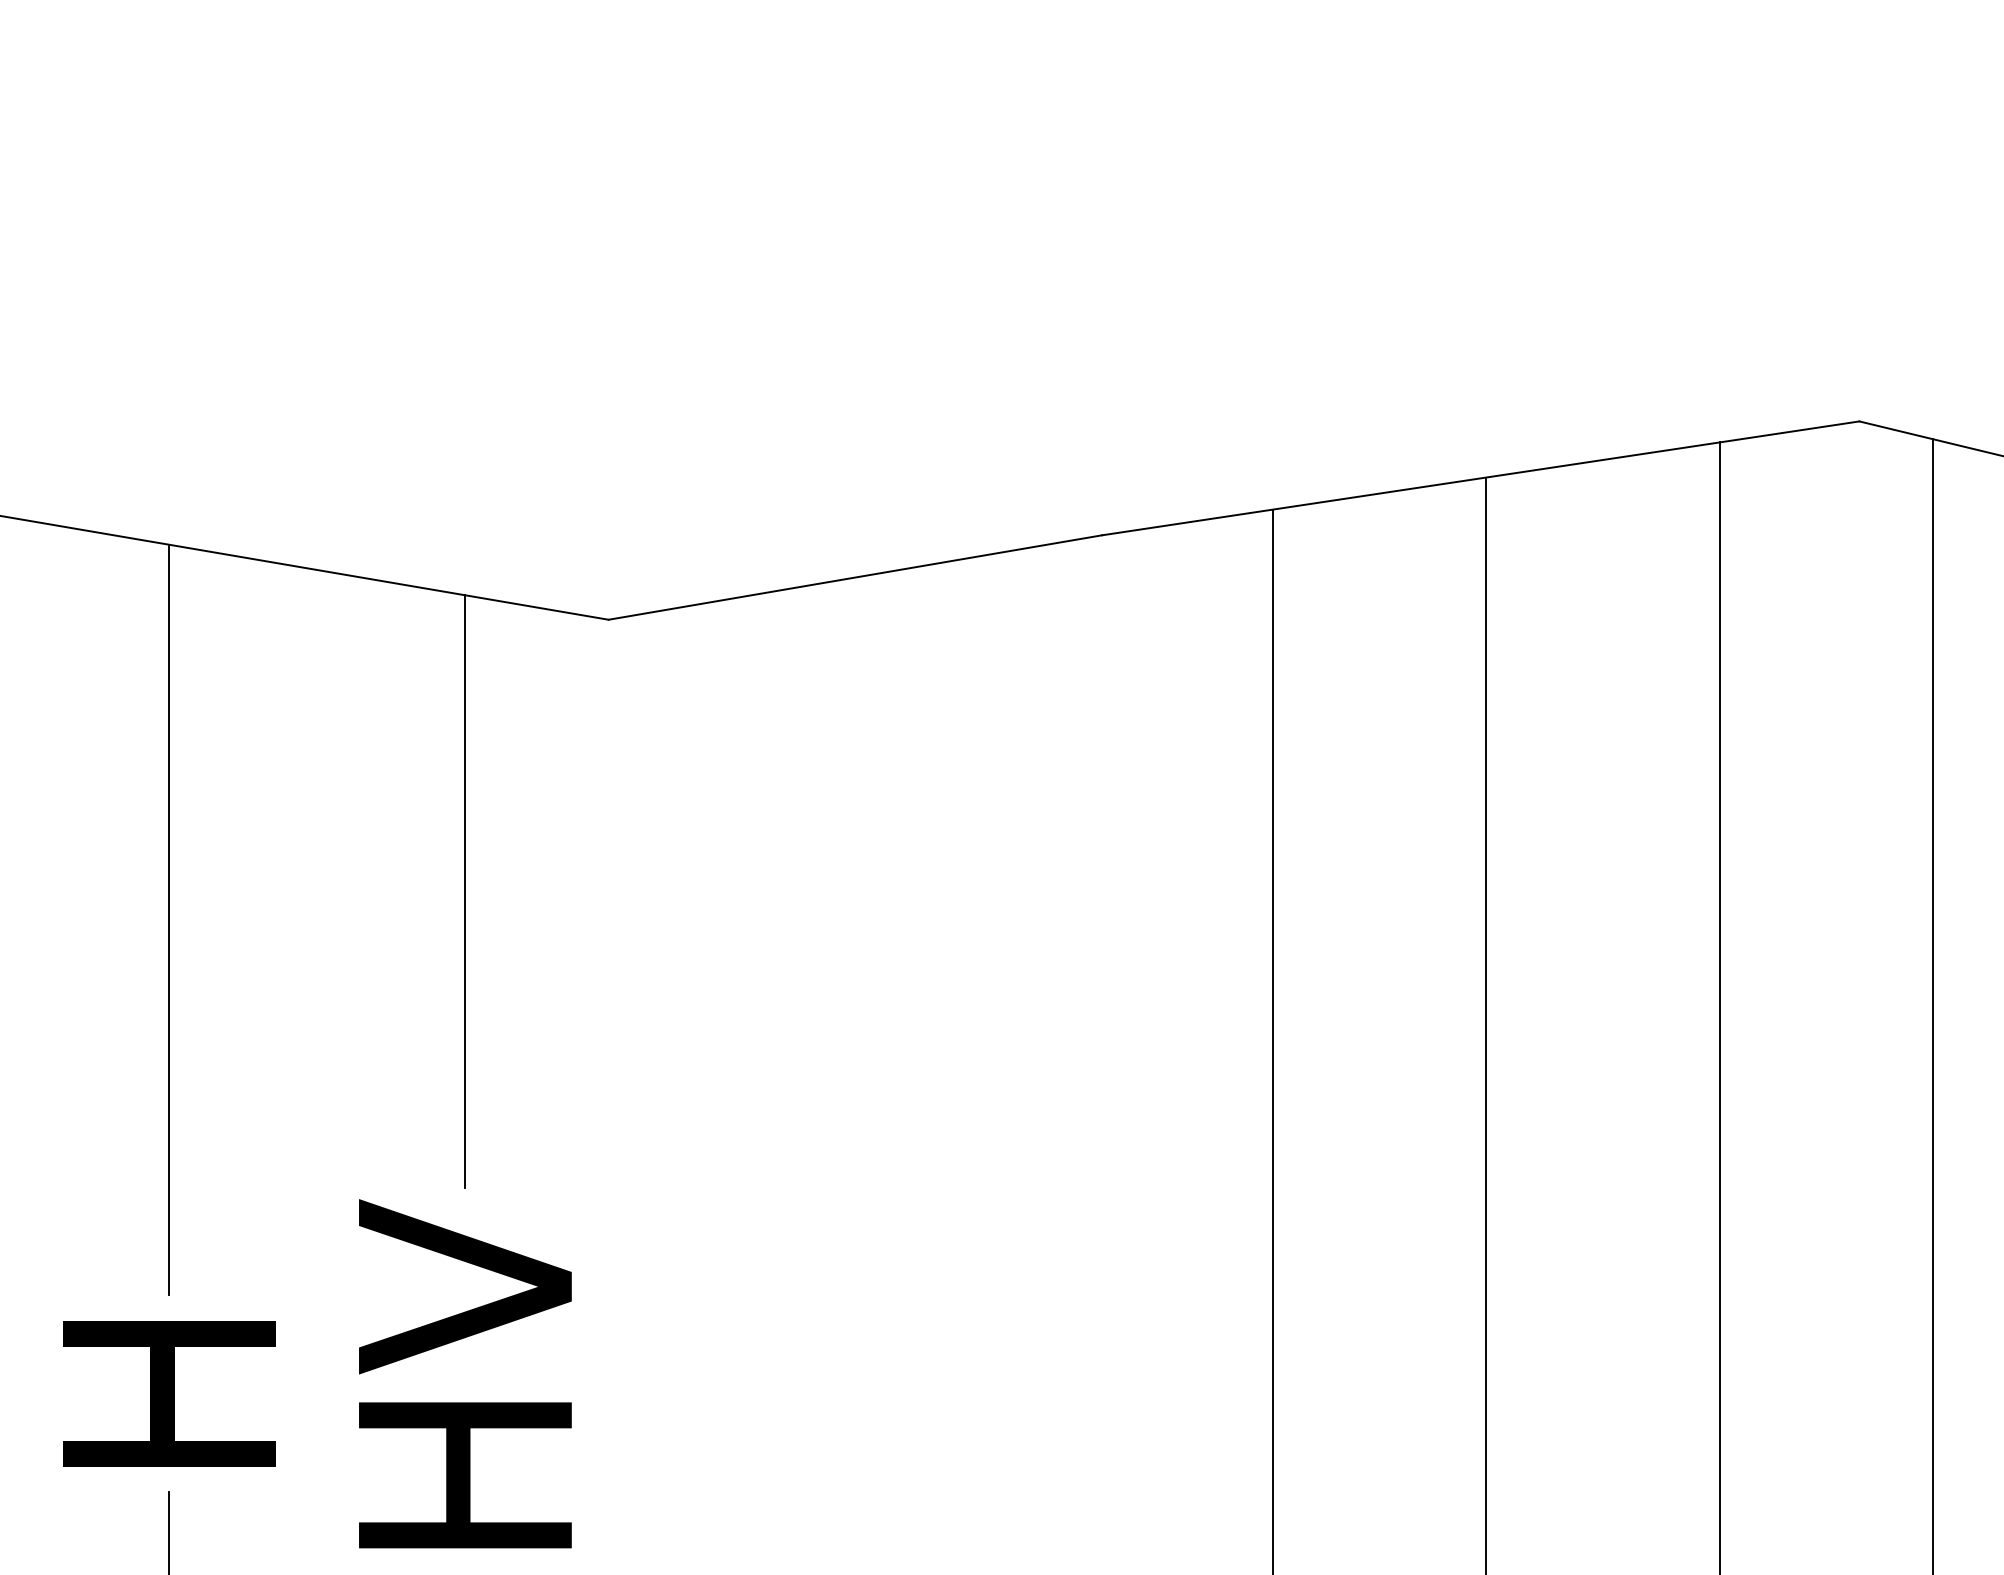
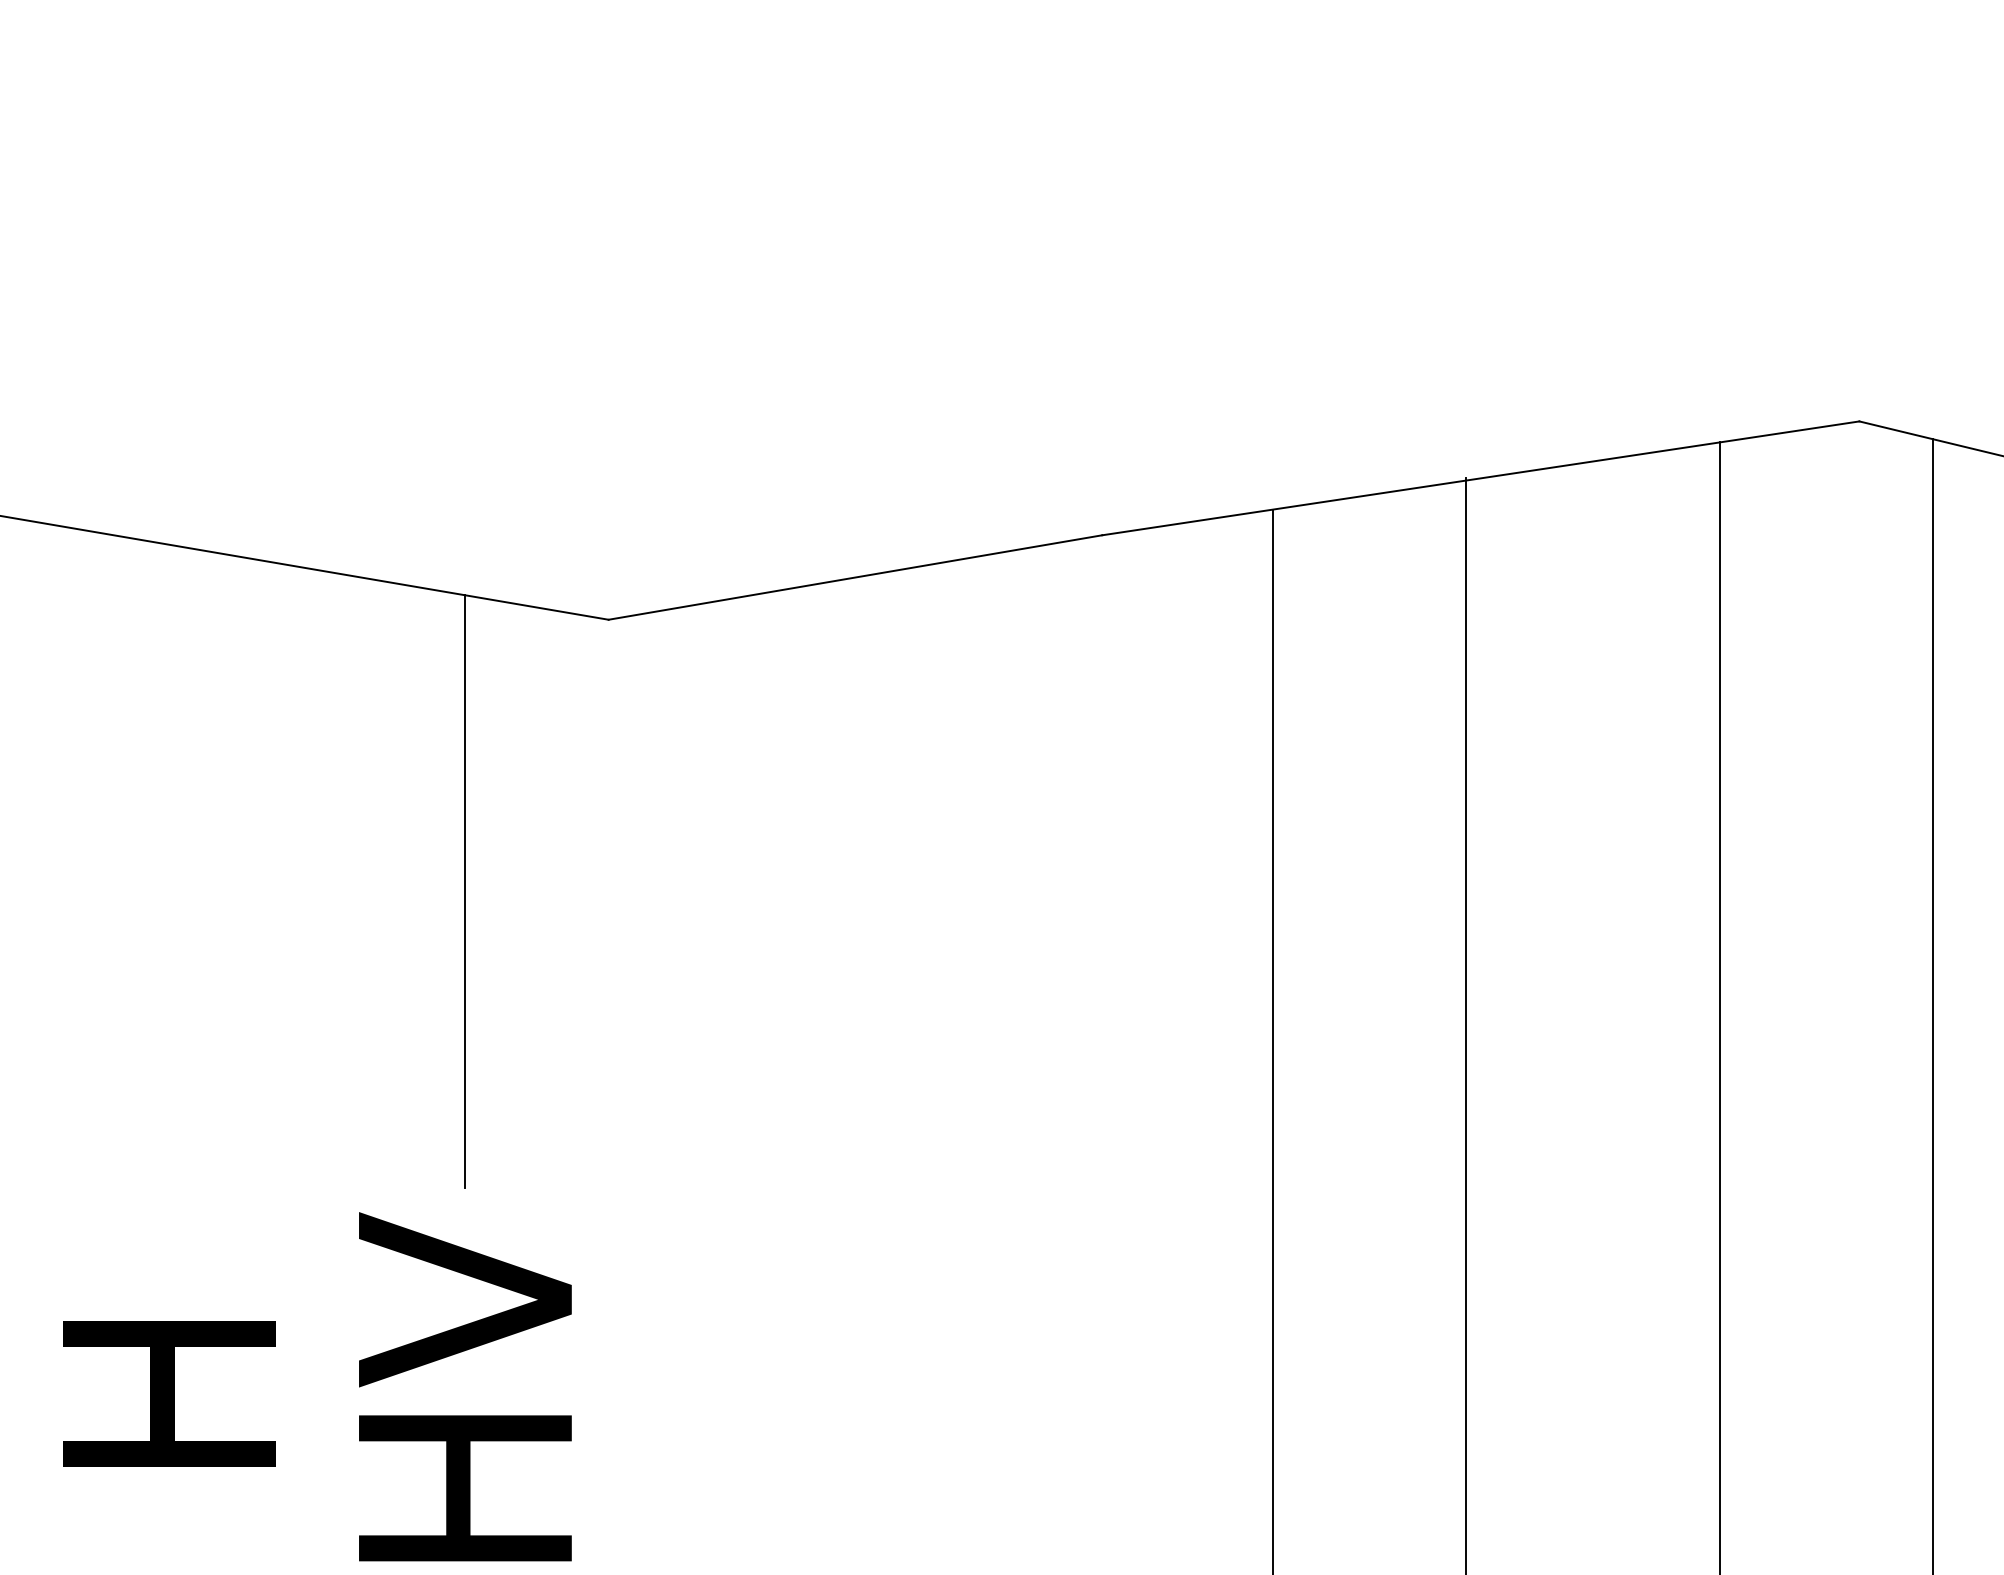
line: present -> none (169, 919)
line position: (1485, 1024) -> (1465, 1024) (1465, 1024)
text position: (465, 1373) -> (465, 1386) (465, 1386)
line: present -> none (169, 1531)
